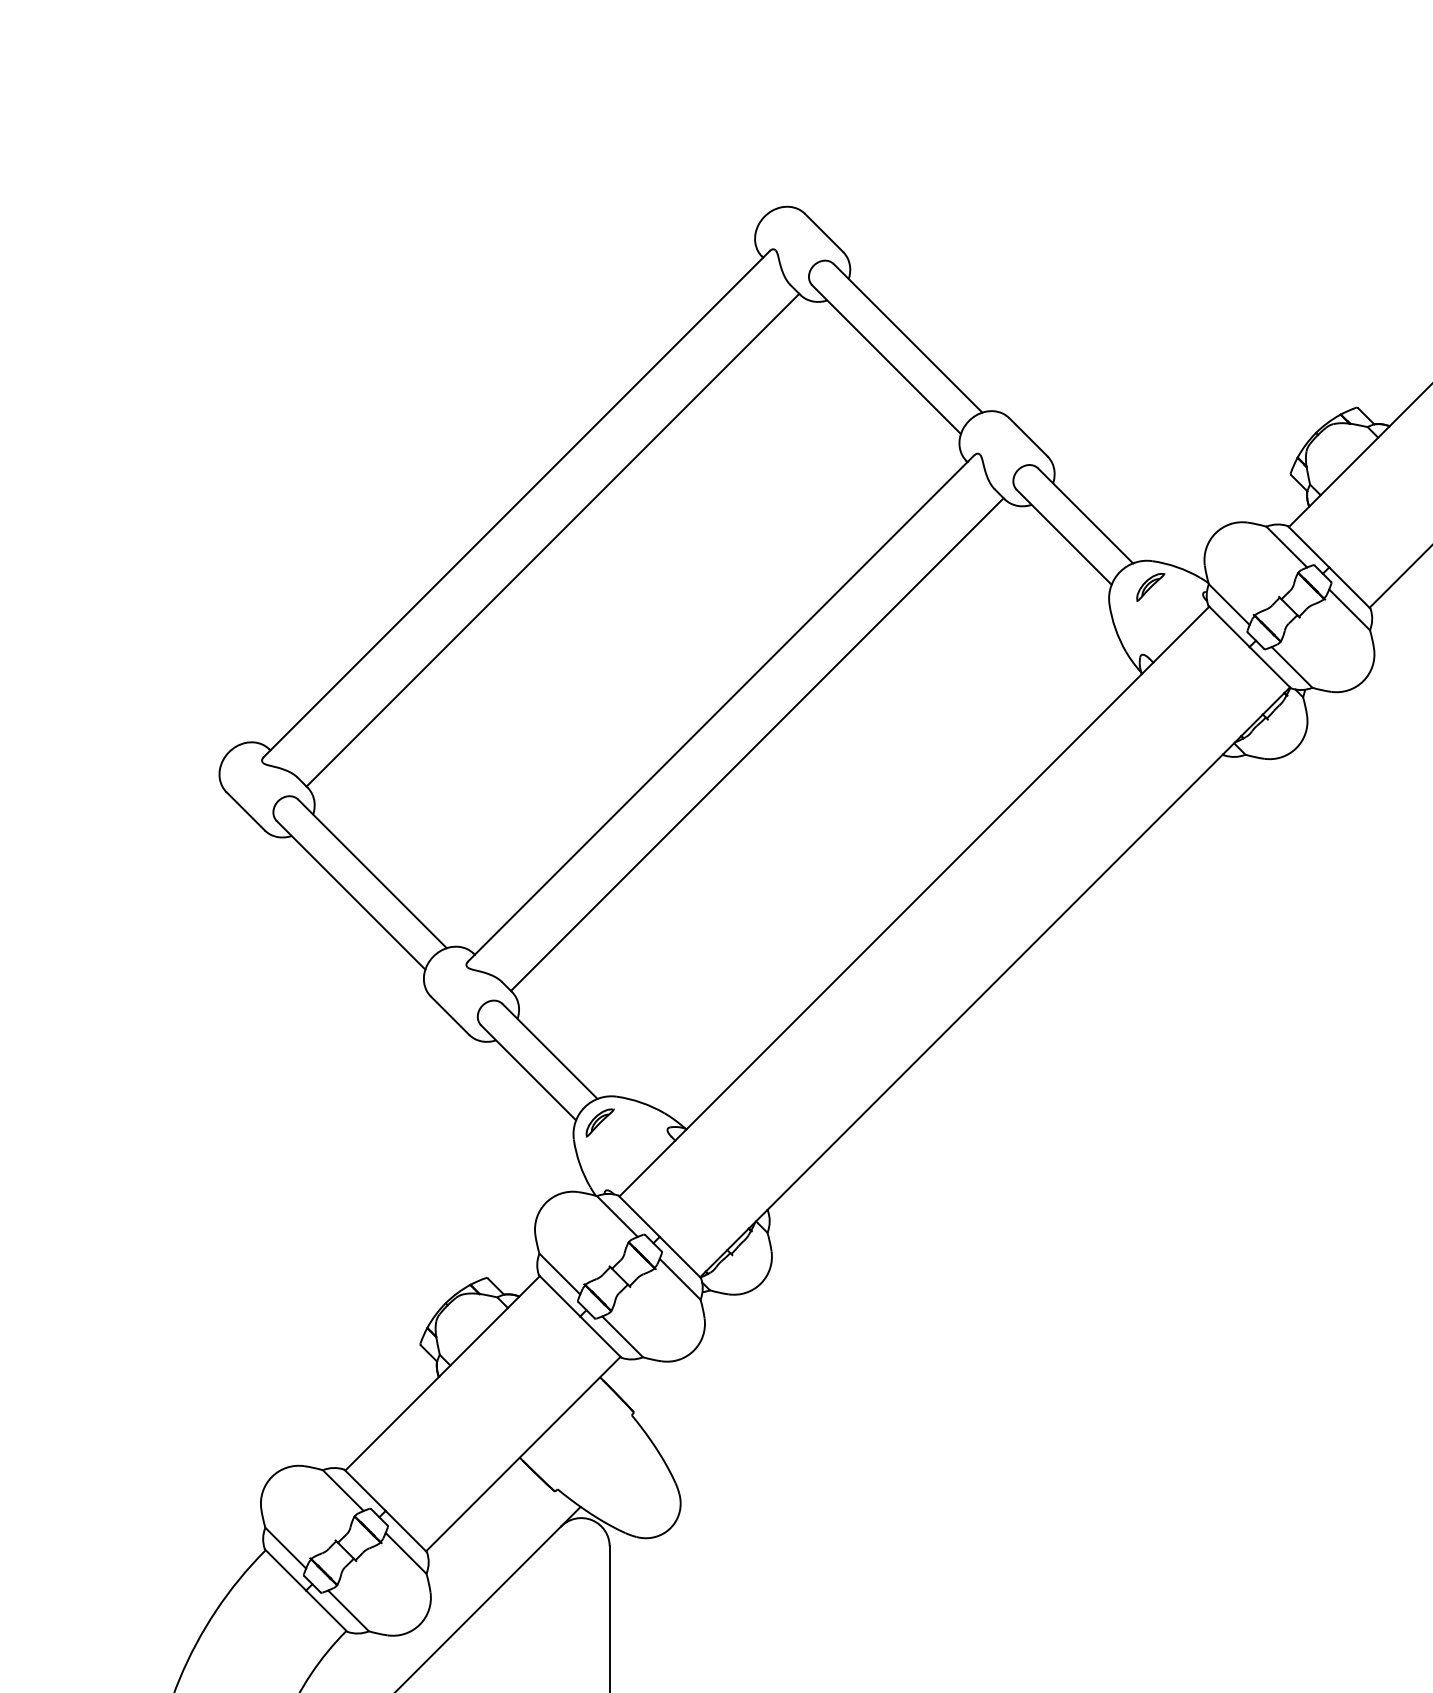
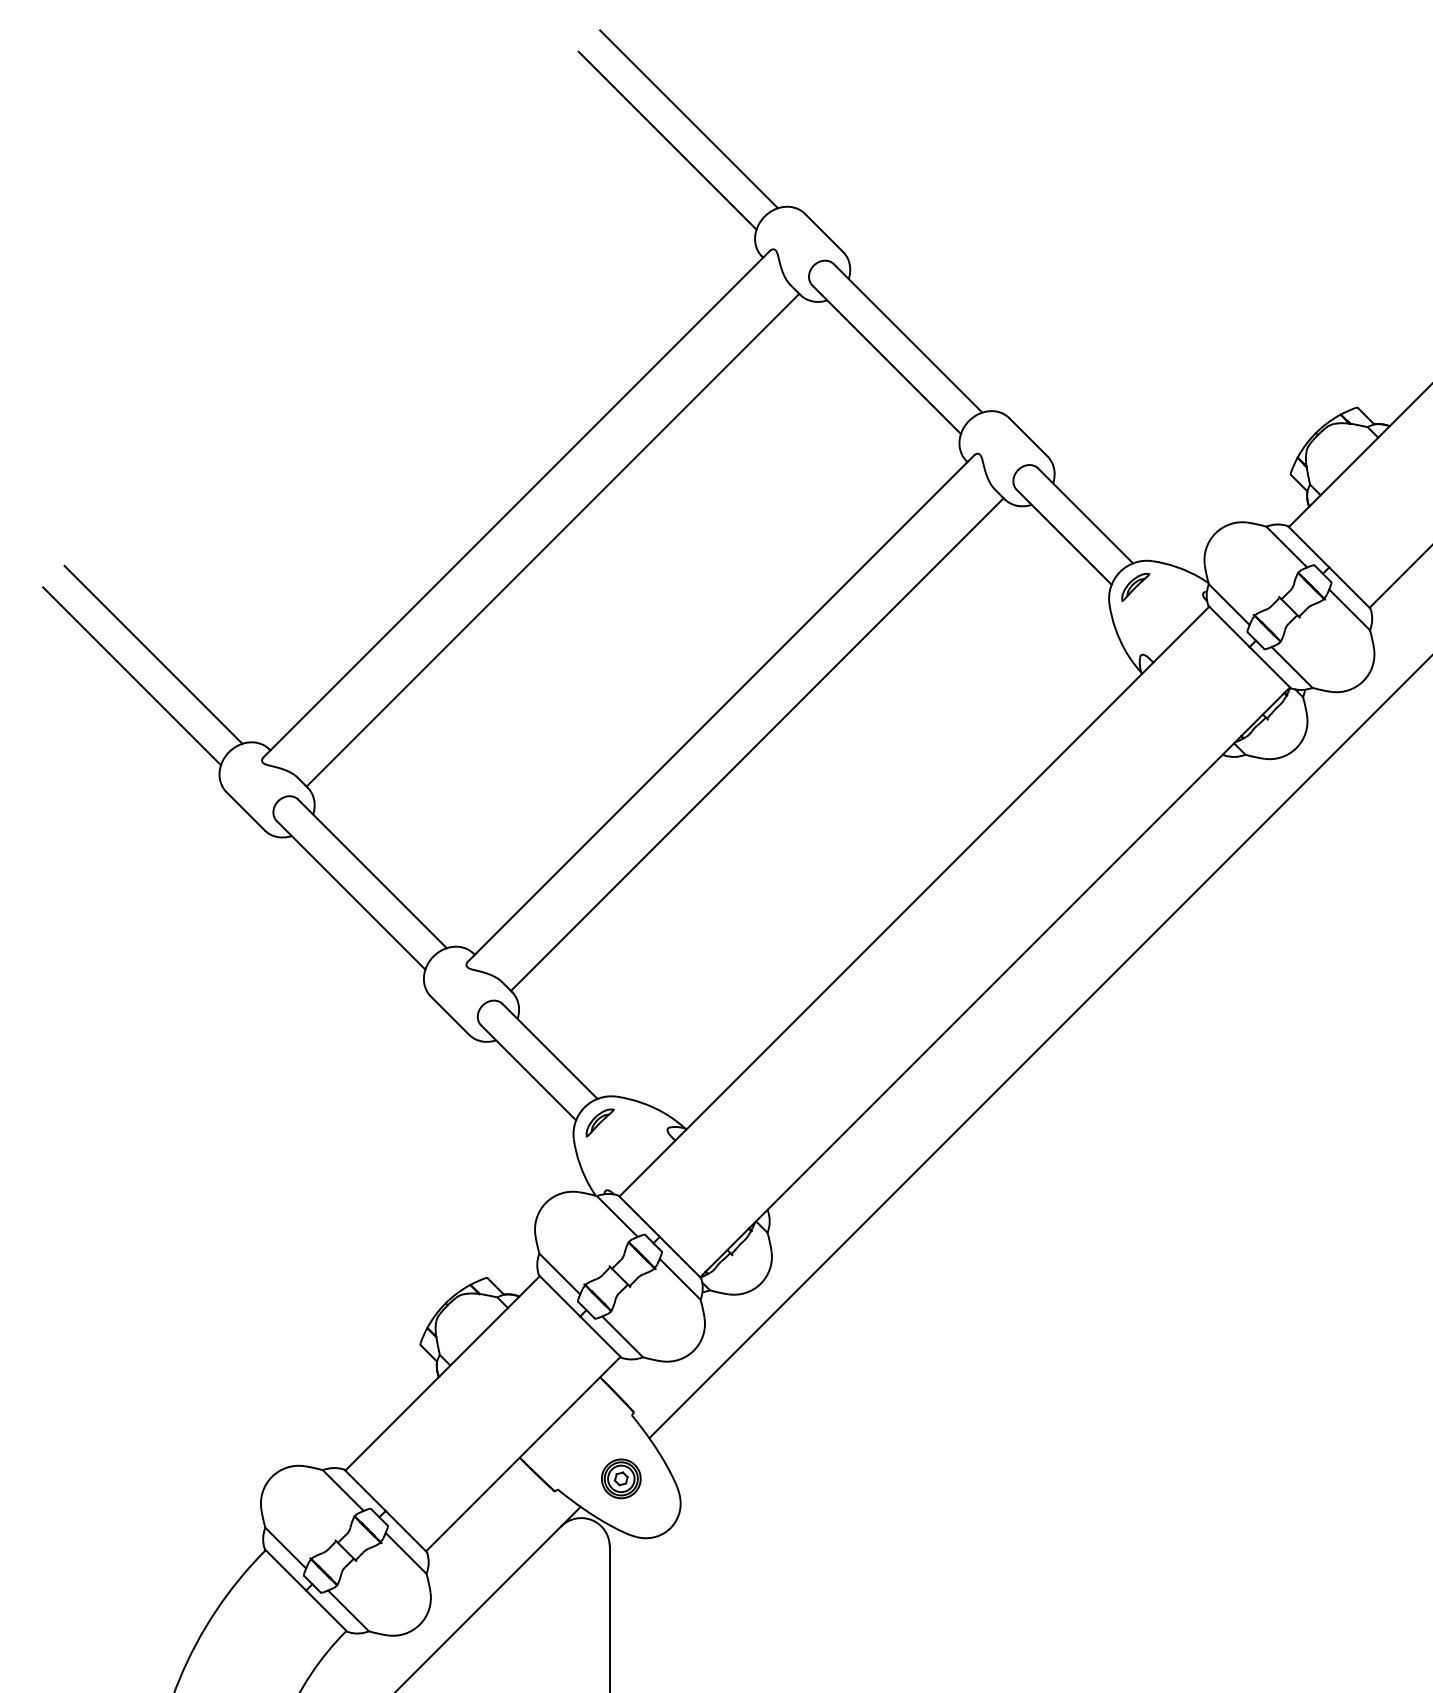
line: none -> present (689, 119)
line: none -> present (667, 140)
part position: (1150, 587) -> (1135, 587) (1135, 587)
line: none -> present (153, 654)
line: none -> present (132, 676)
line: none -> present (1039, 1047)
part: none -> present (621, 1478)
